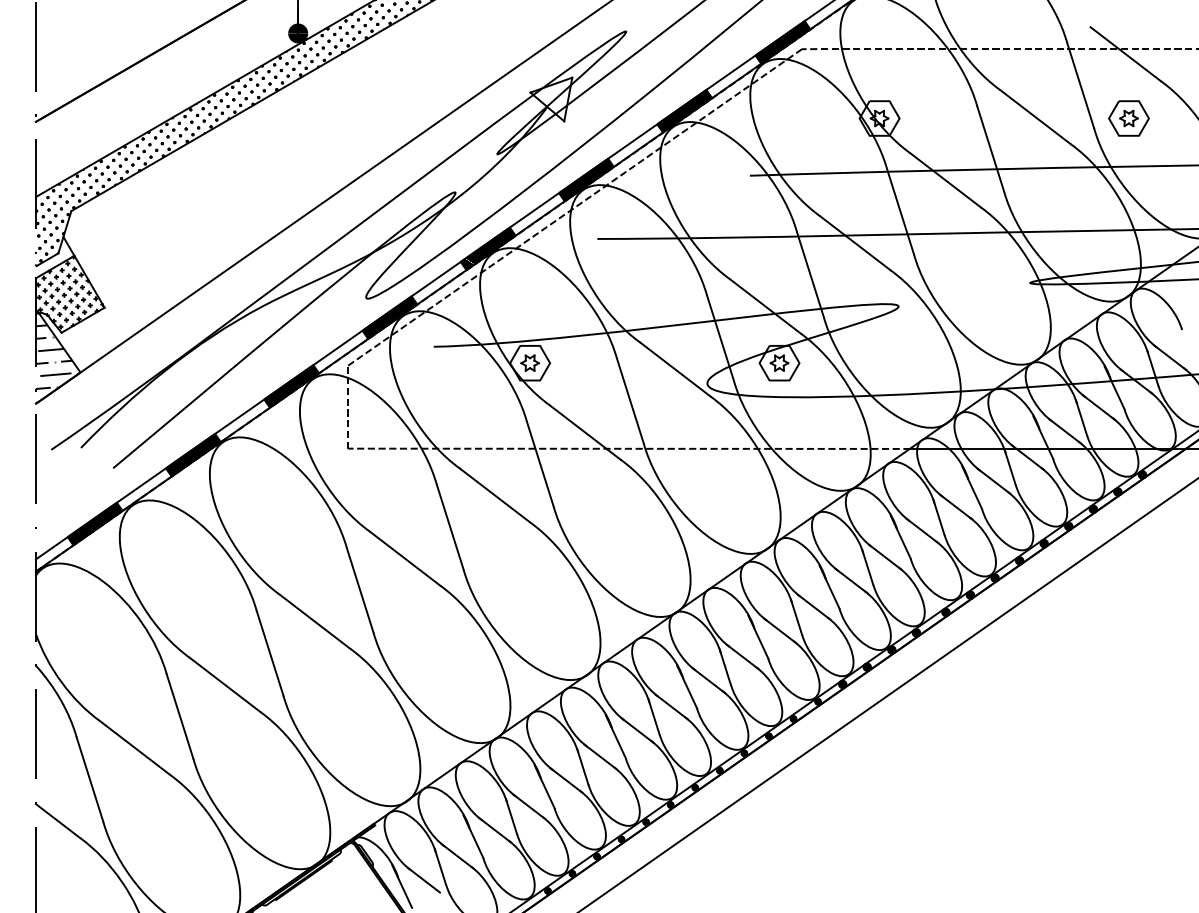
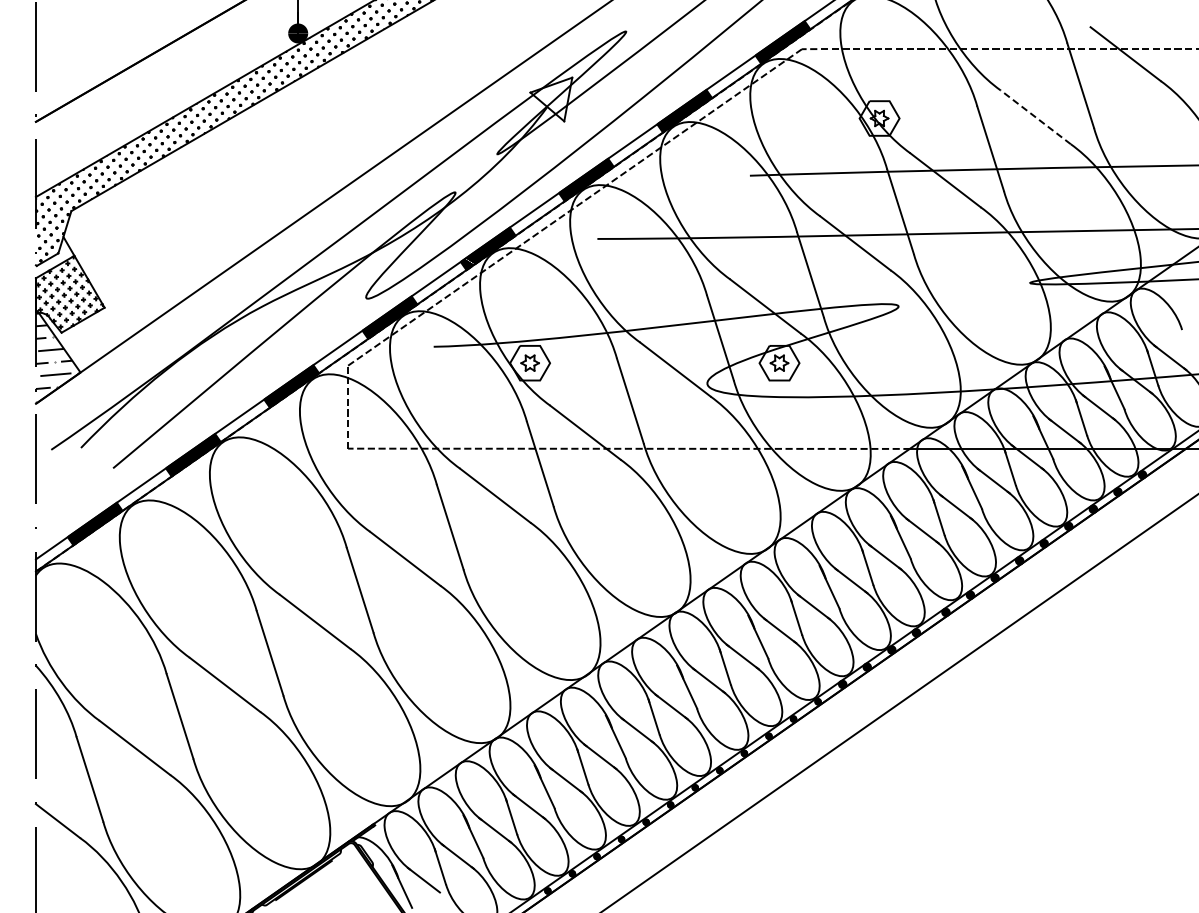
line: solid -> dashed (1035, 116)
part: present -> none (1128, 118)
line position: (888, 694) -> (899, 702) (899, 702)
